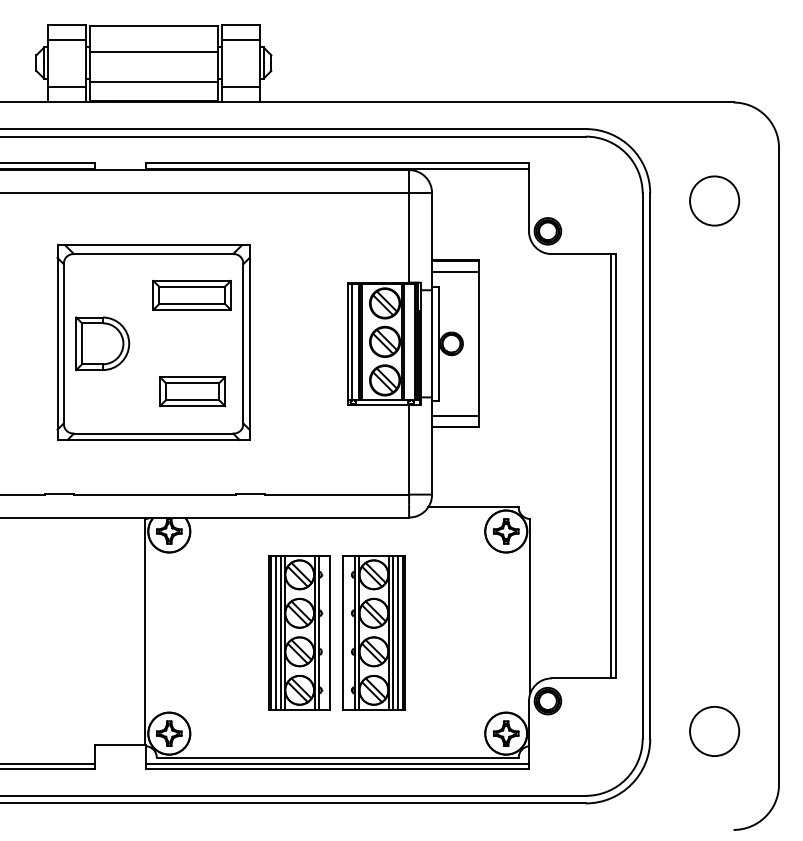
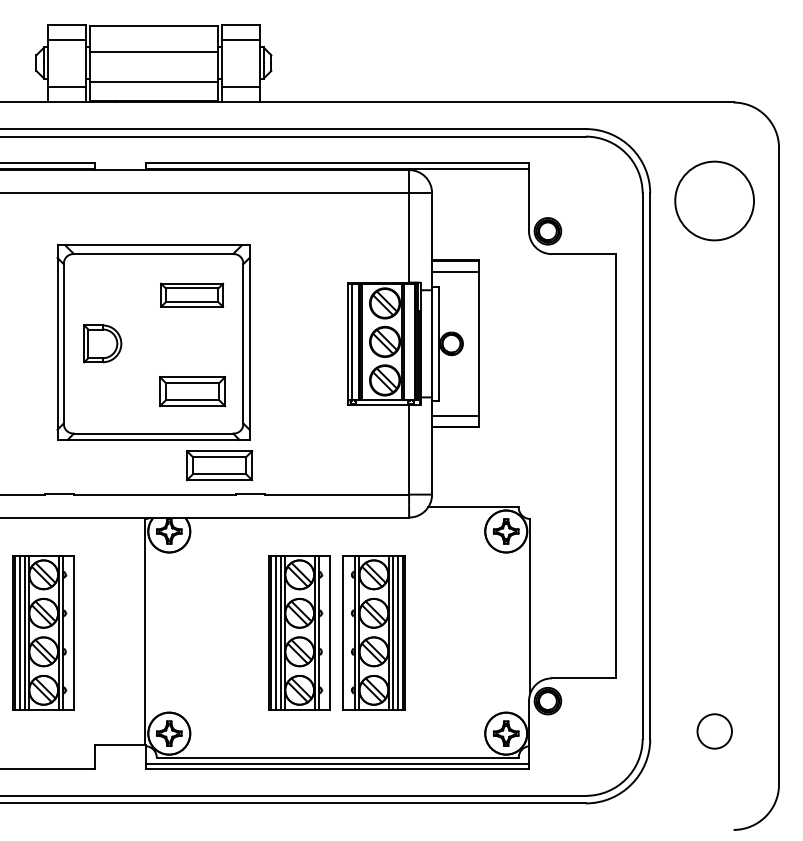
circle diameter: 49 px -> 79 px (714, 200)
part size: 80x32 px -> 65x26 px (192, 294)
part size: 56x56 px -> 40x40 px (102, 343)
part: none -> present (219, 465)
line: present -> none (611, 466)
part: none -> present (43, 632)
circle size: 52x51 px -> 37x37 px (714, 731)
line: present -> none (48, 763)
